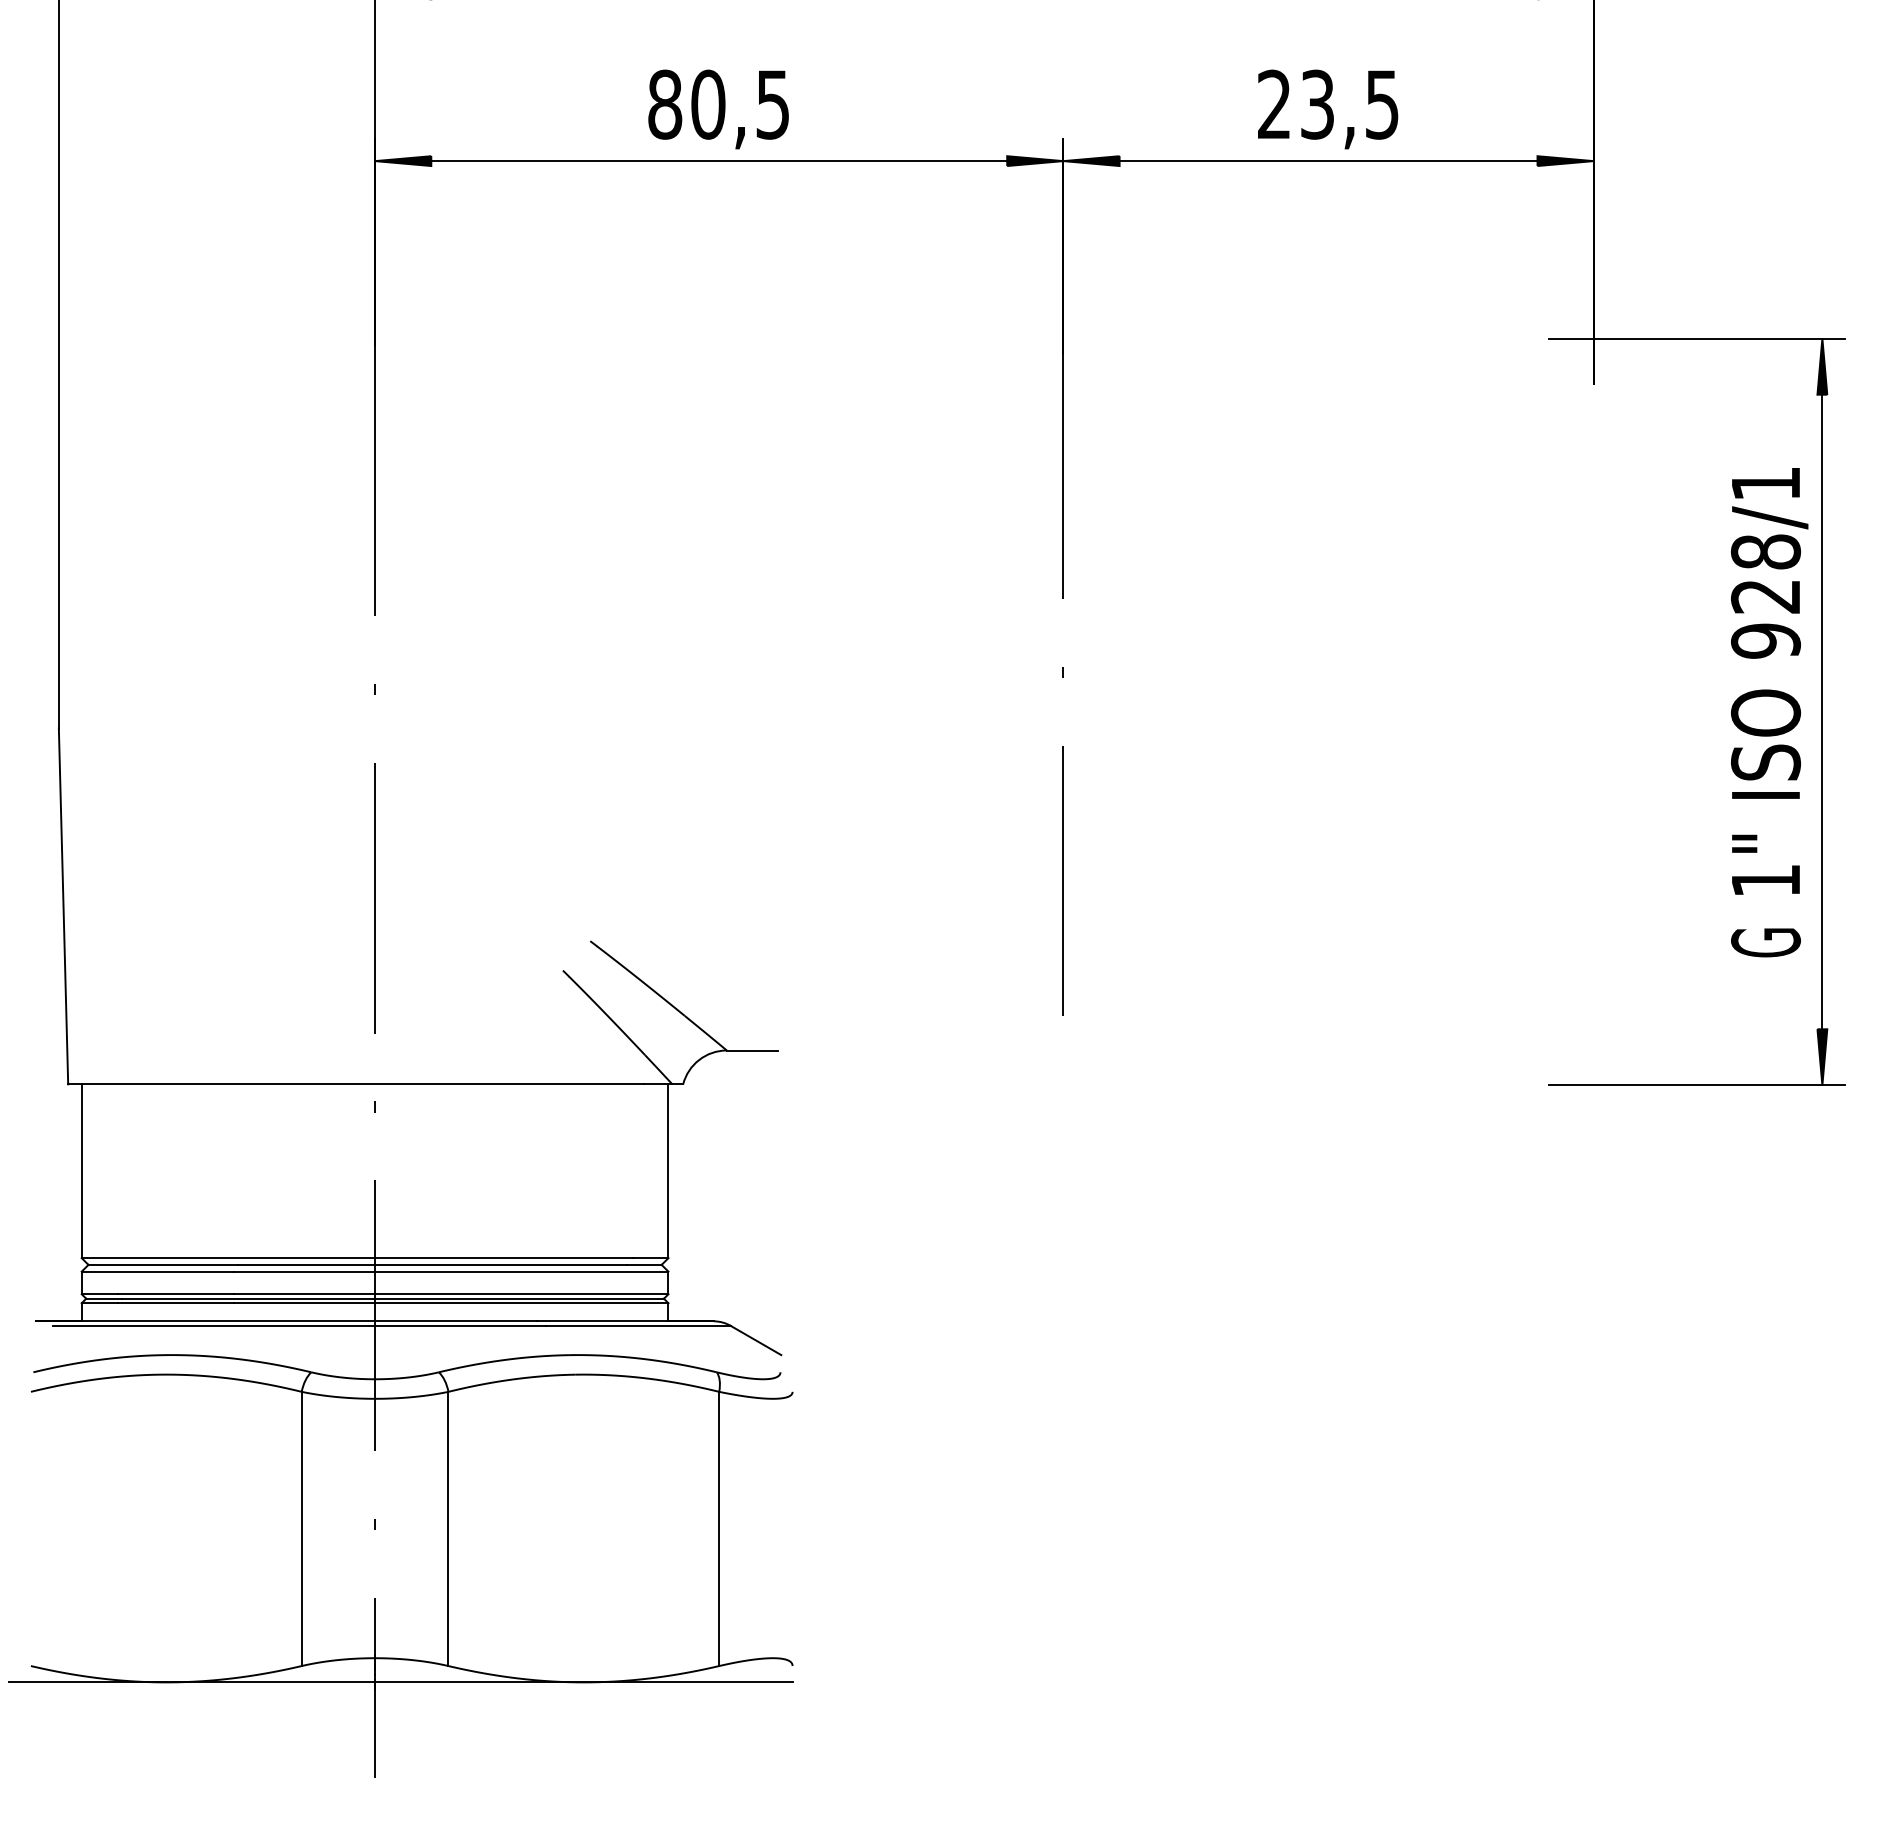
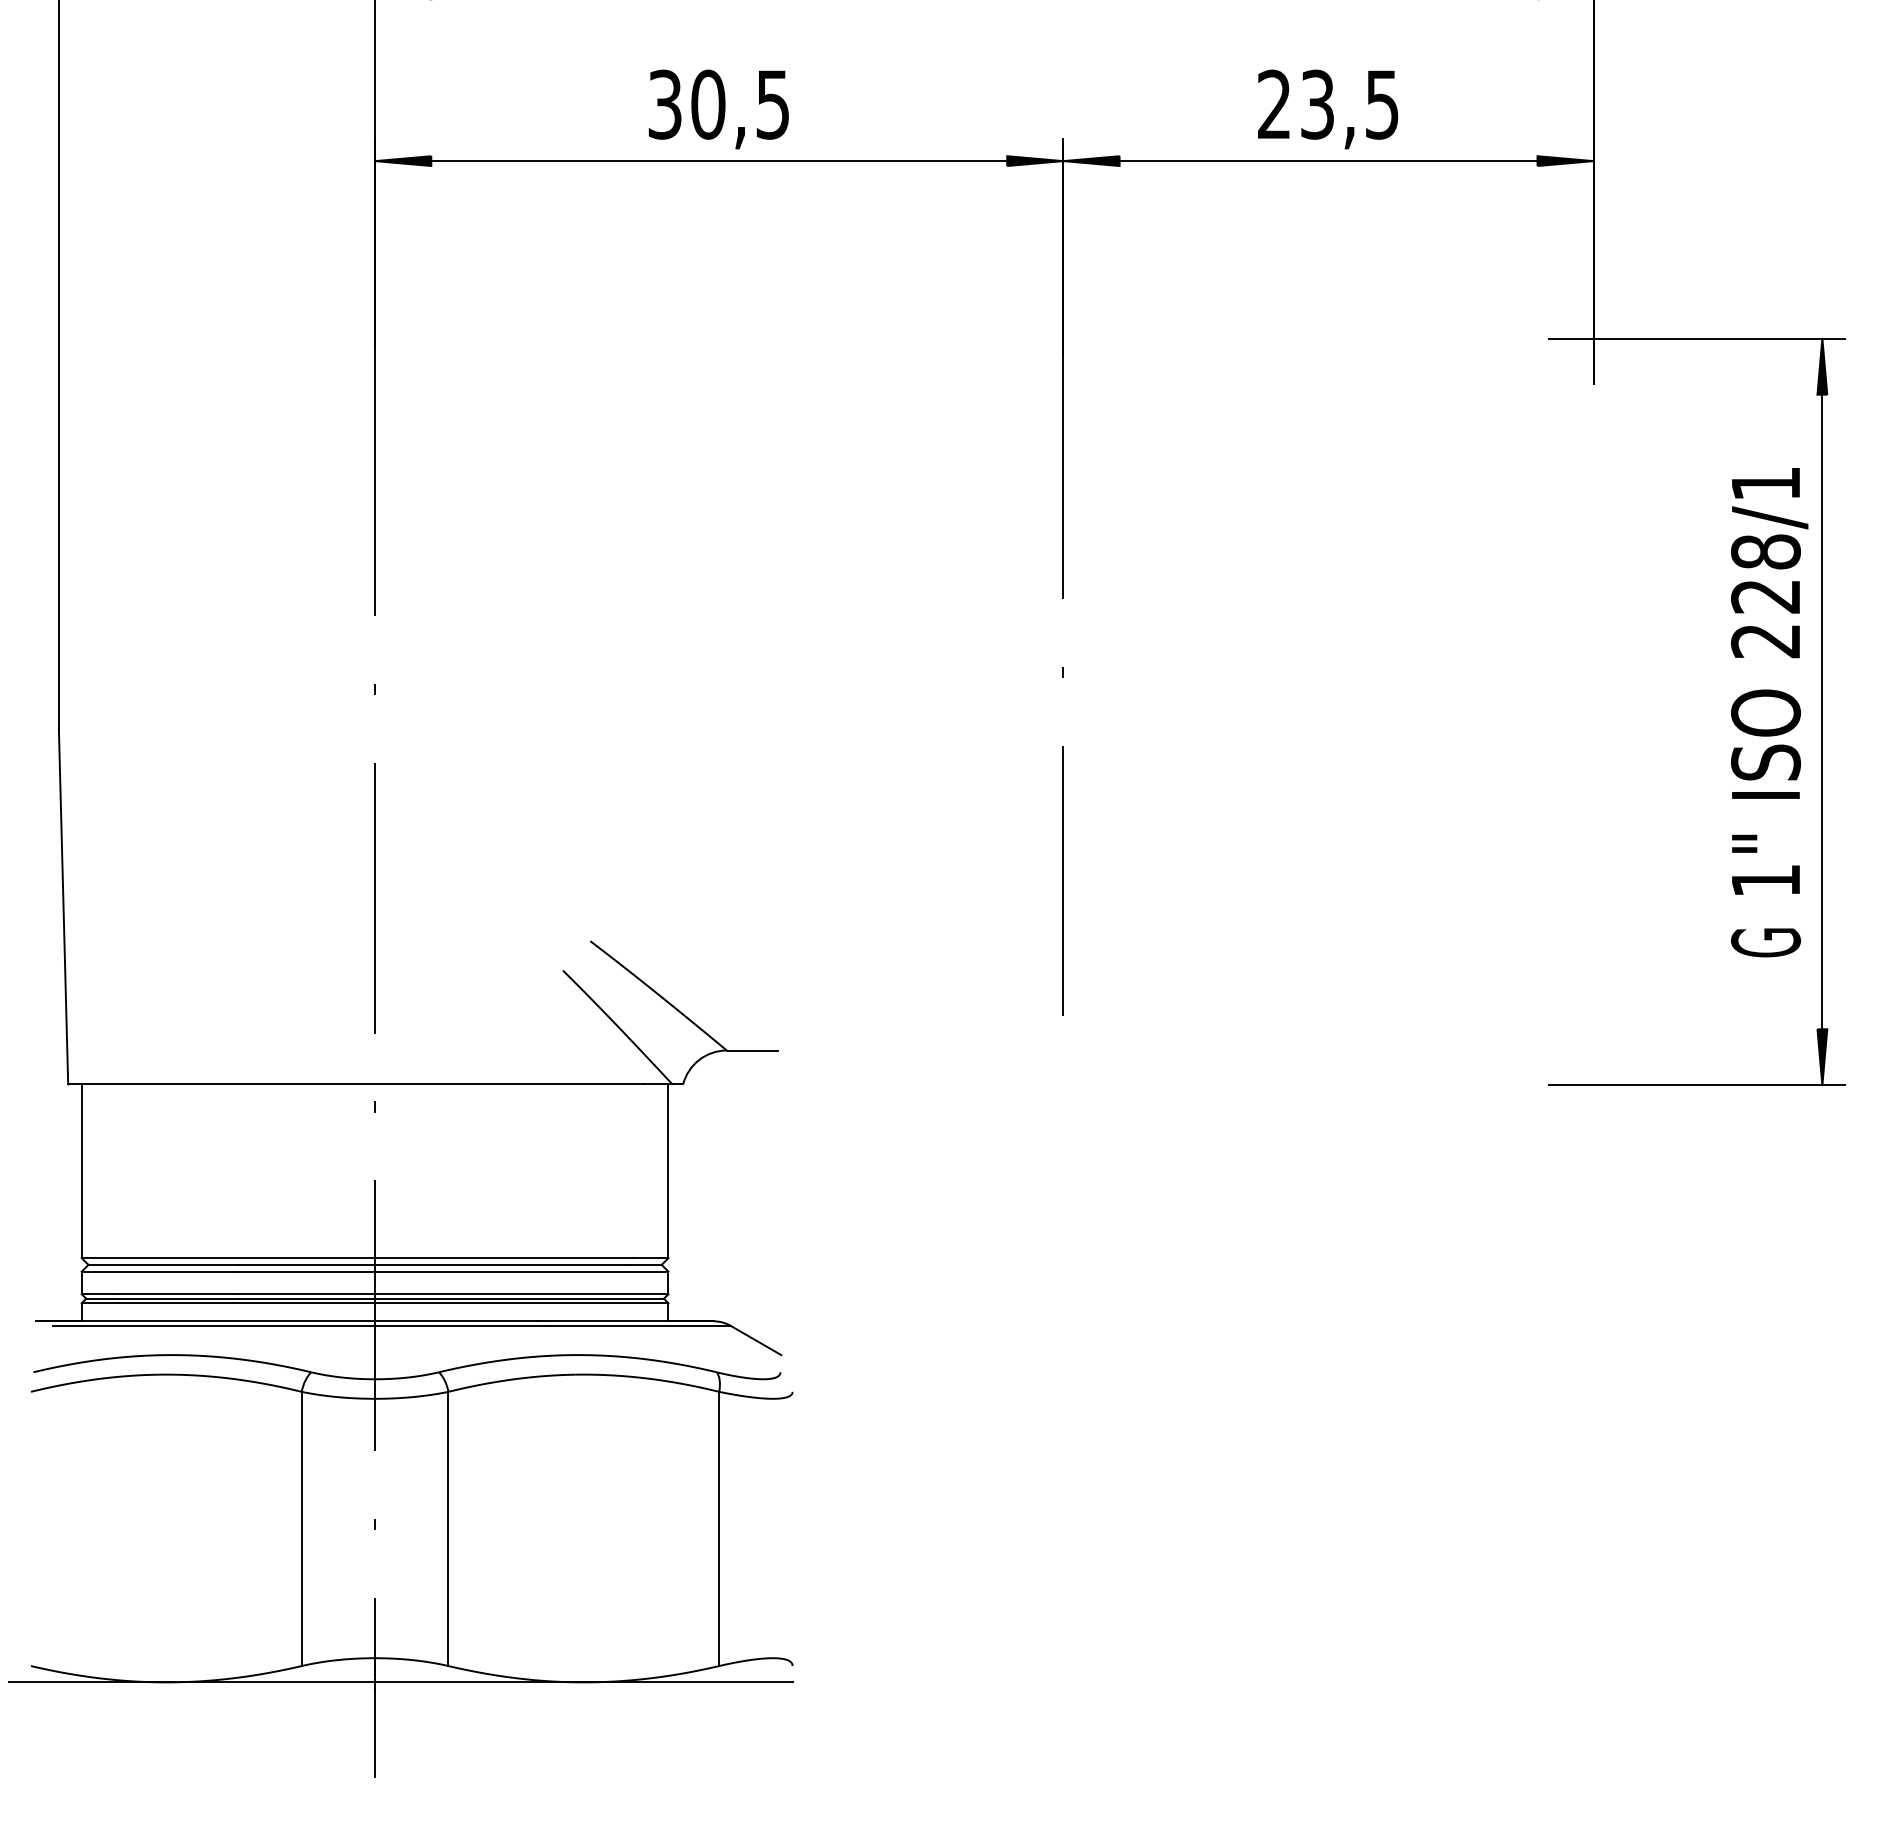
text: 80,5 -> 30,5 (665, 104)
text: 928/1 -> 228/1 (1766, 640)
